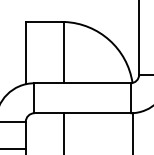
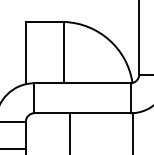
line position: (64, 132) -> (70, 132) (70, 132)
